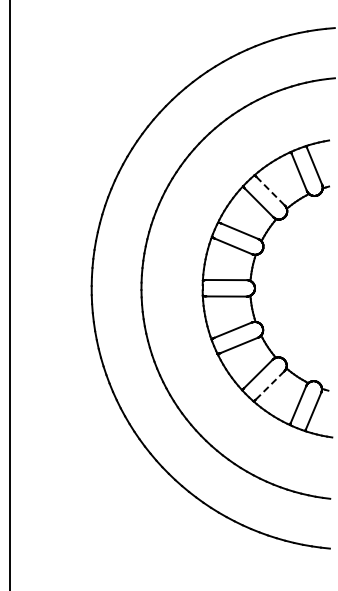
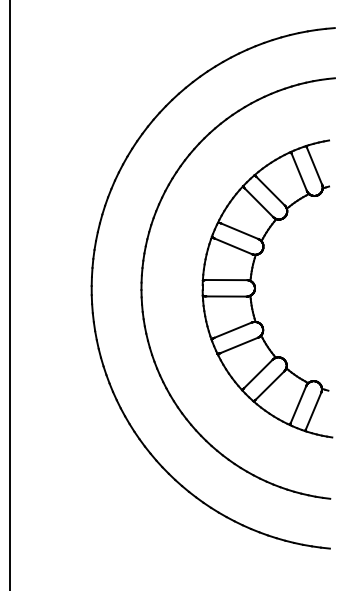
line: dashed -> solid (270, 191)
line: dashed -> solid (269, 386)
